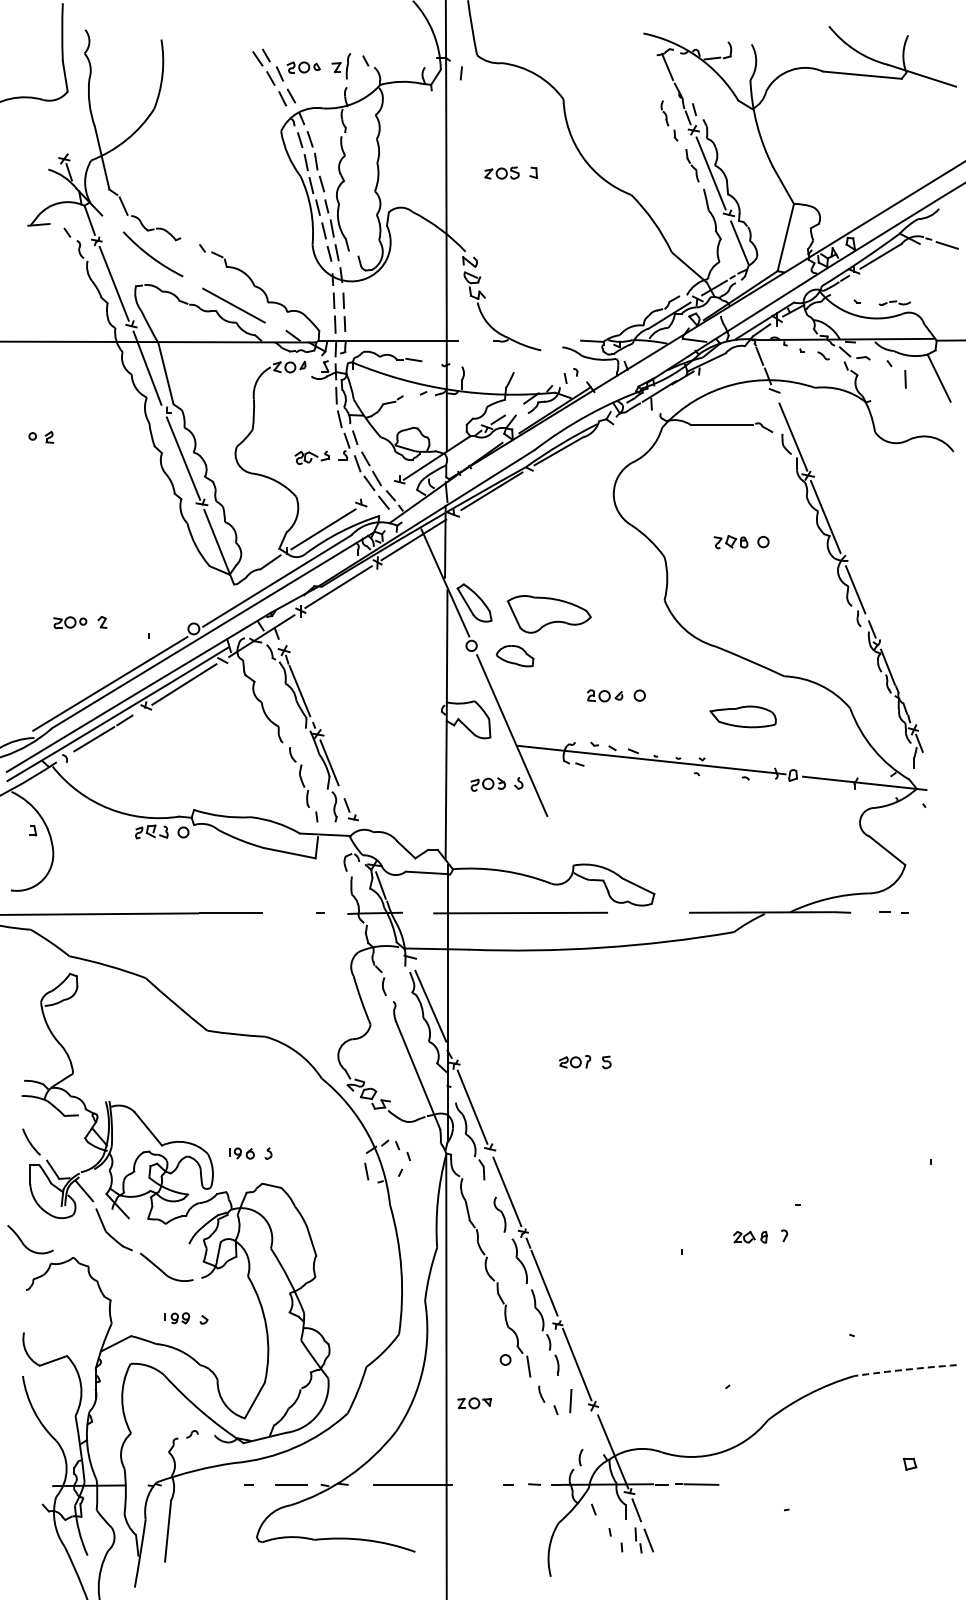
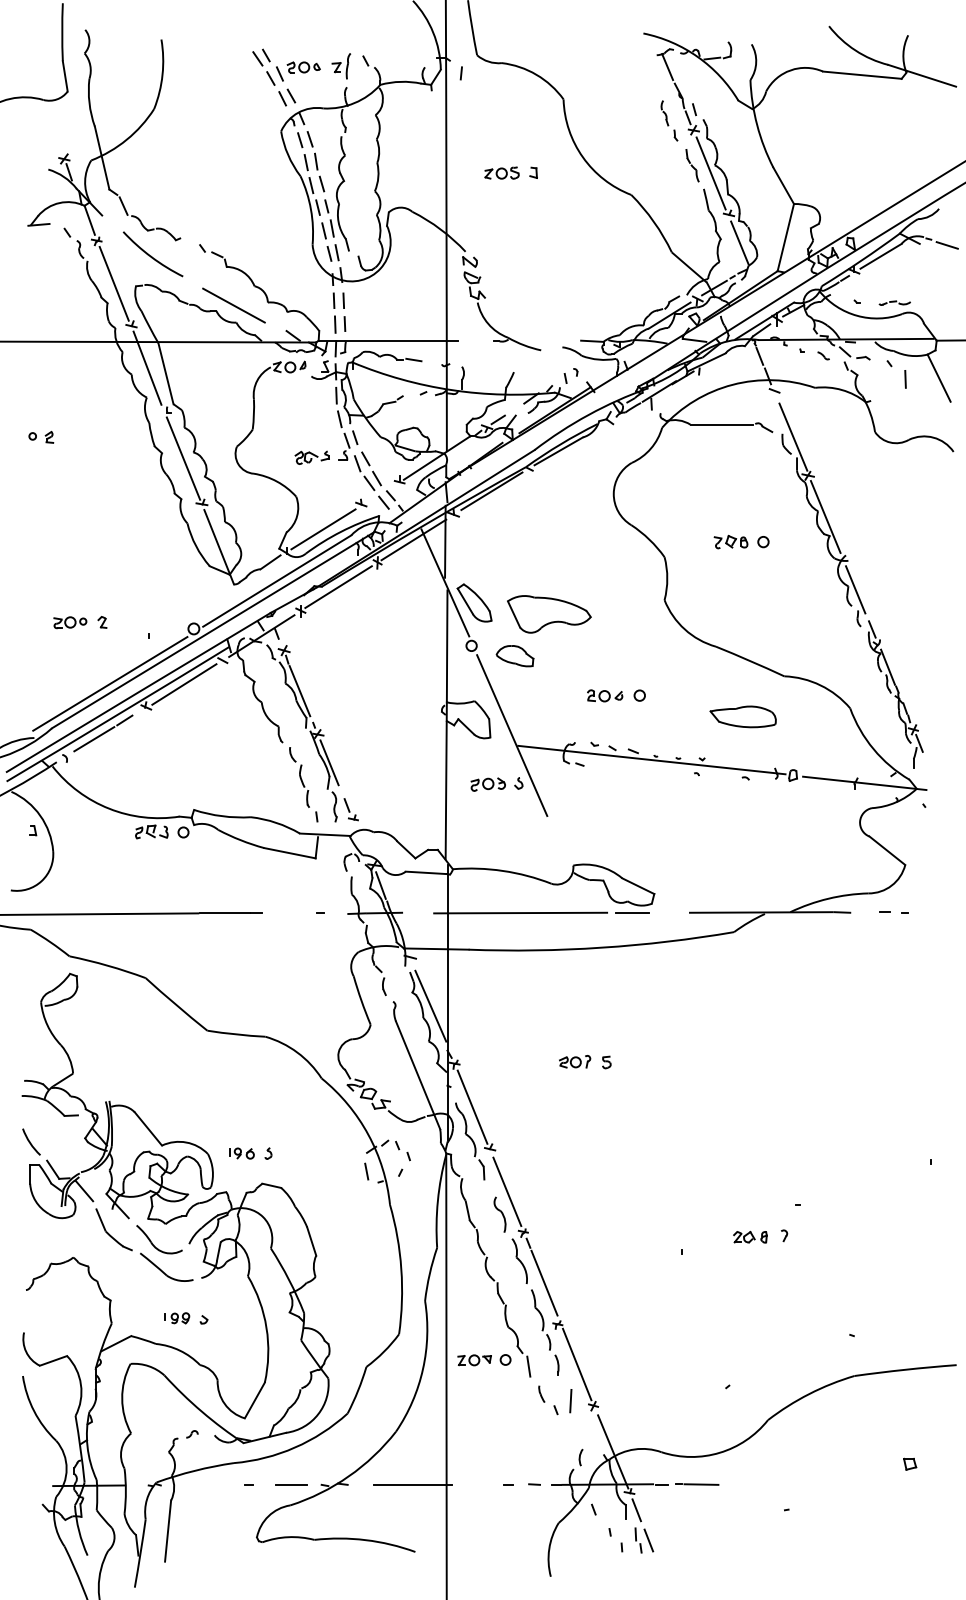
line: none -> present (632, 912)
part position: (23, 1242) -> (152, 1242) (152, 1242)
arc: dashed -> solid (905, 1369)
part position: (474, 1403) -> (474, 1360) (474, 1360)
